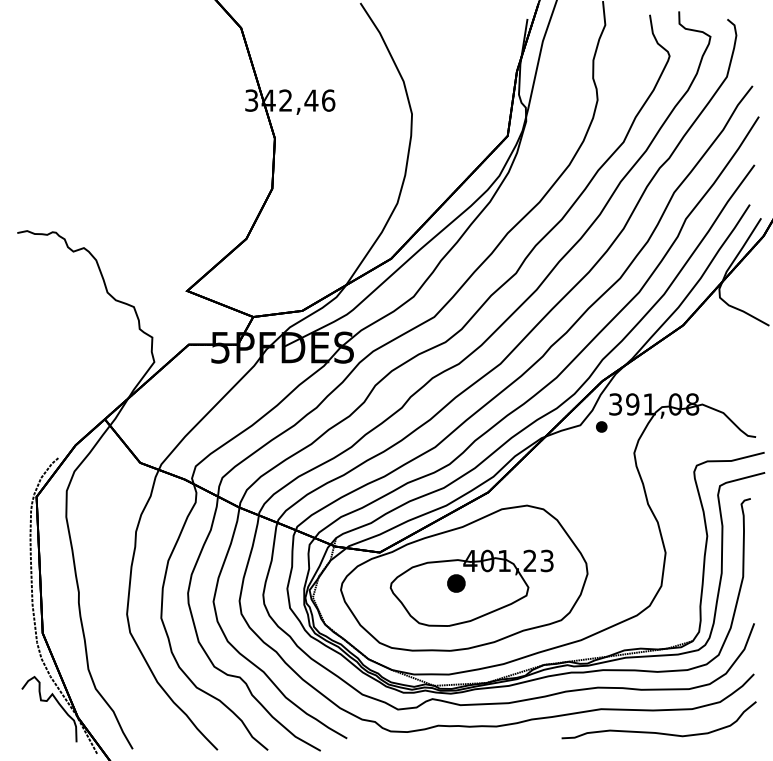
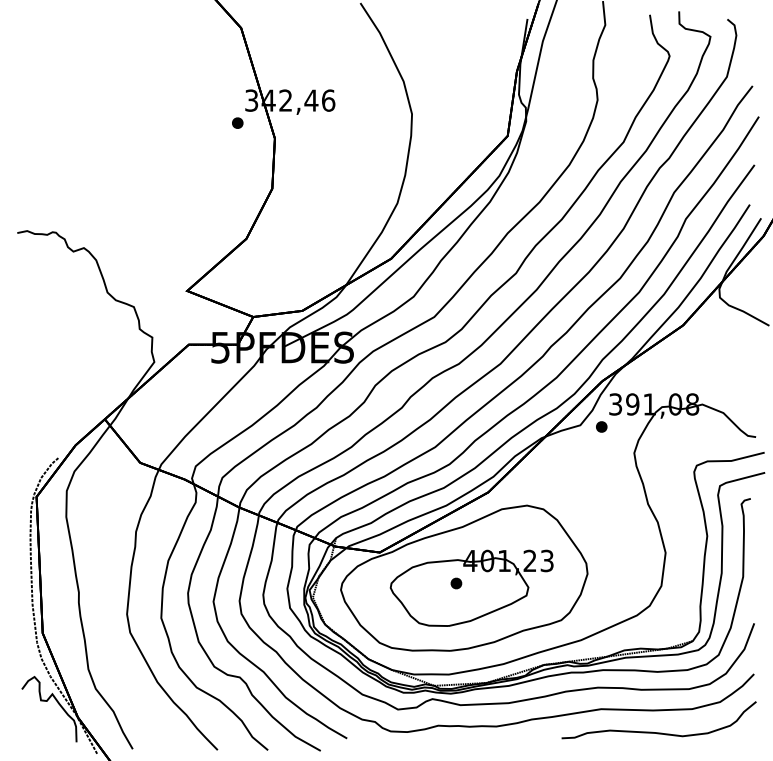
part: none -> present (237, 122)
part size: 19x19 px -> 13x13 px (456, 583)
